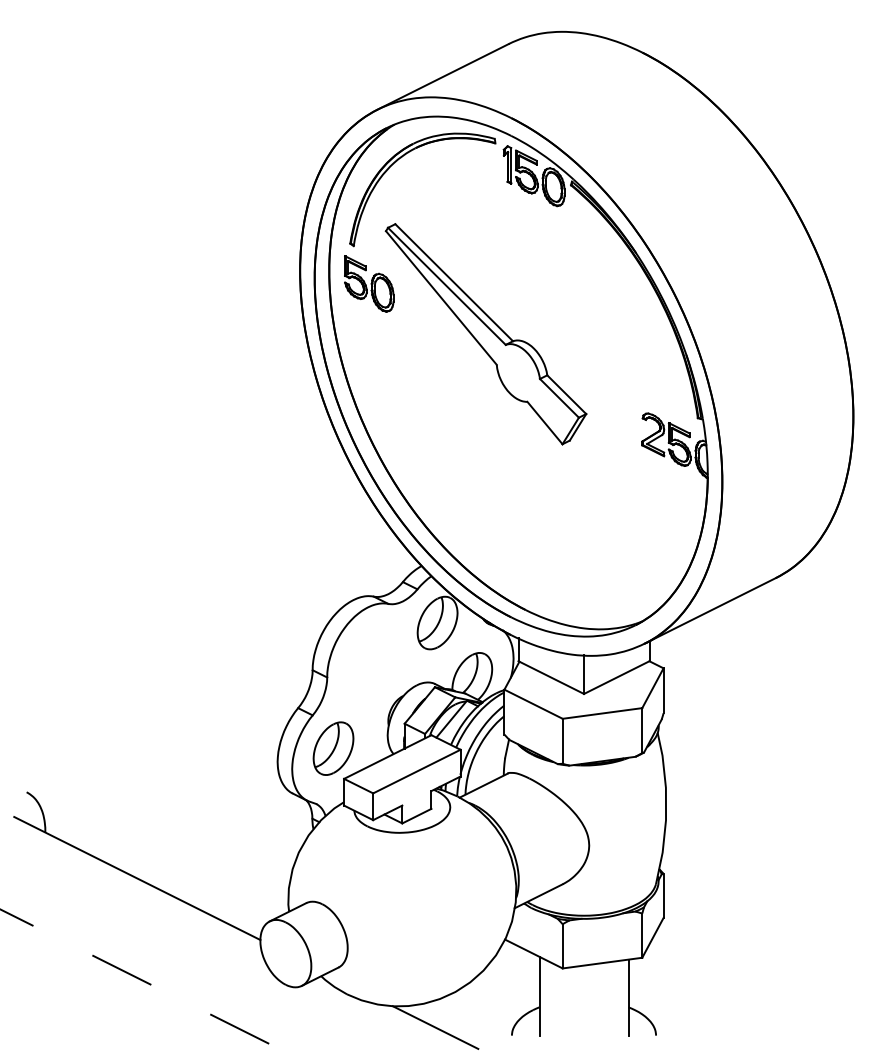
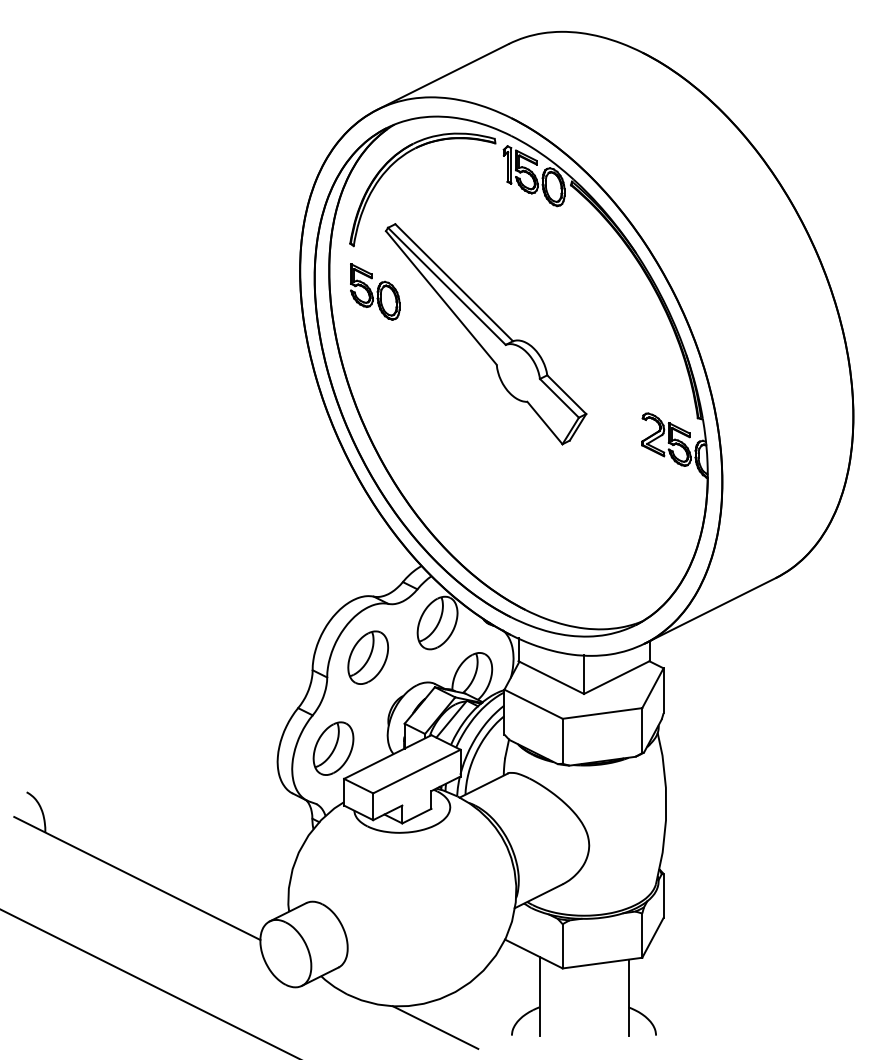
part position: (369, 283) -> (375, 291) (375, 291)
part: none -> present (368, 657)
line: dashed -> solid (150, 984)
